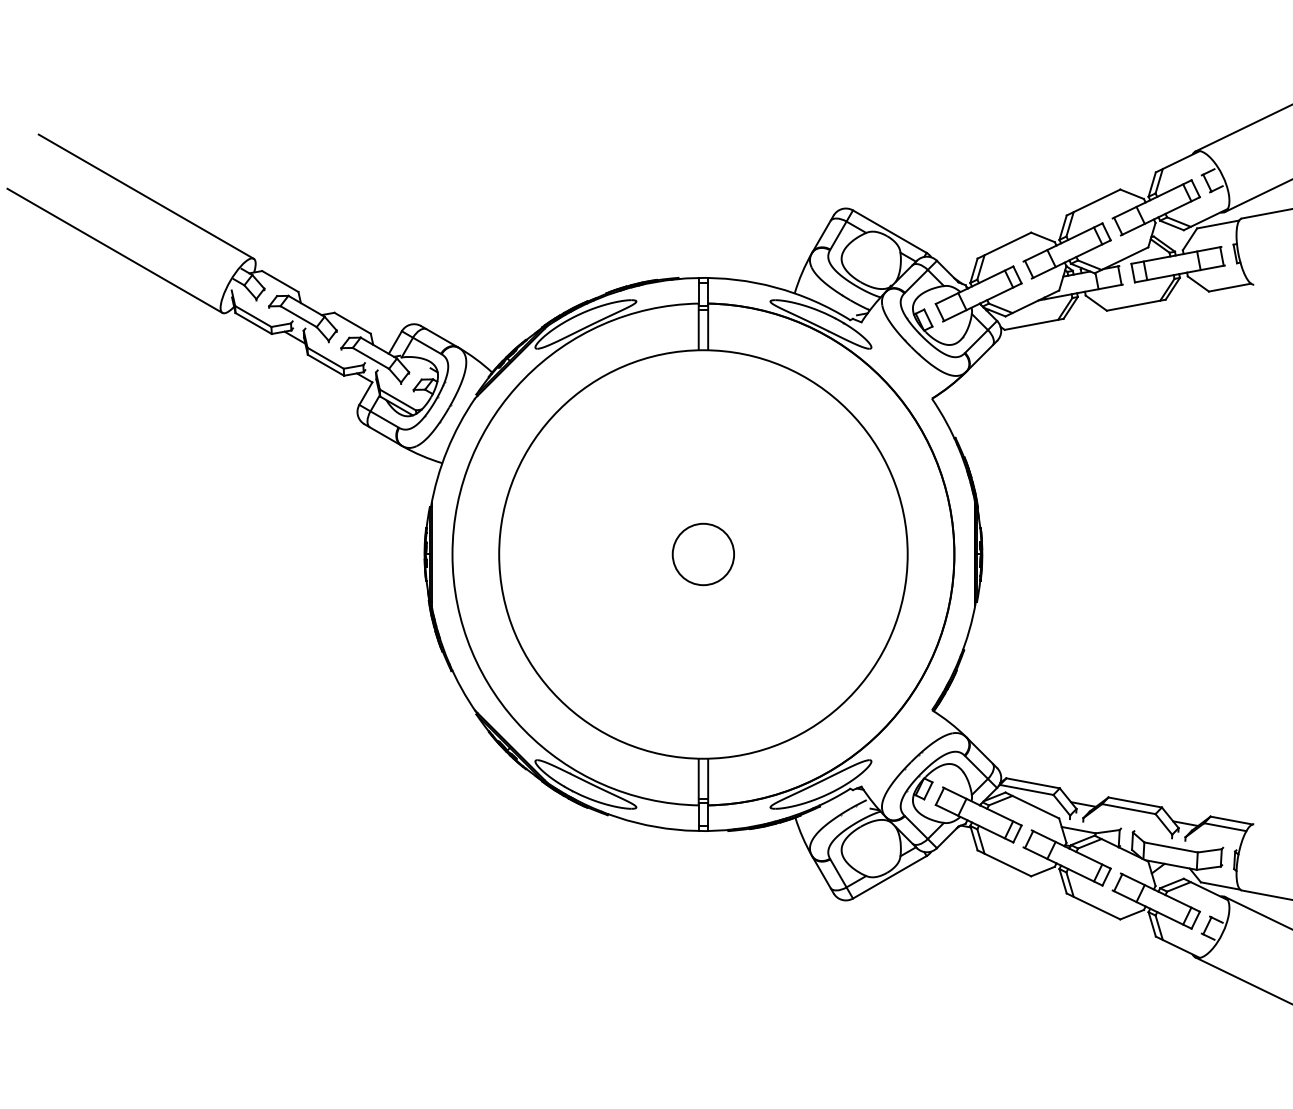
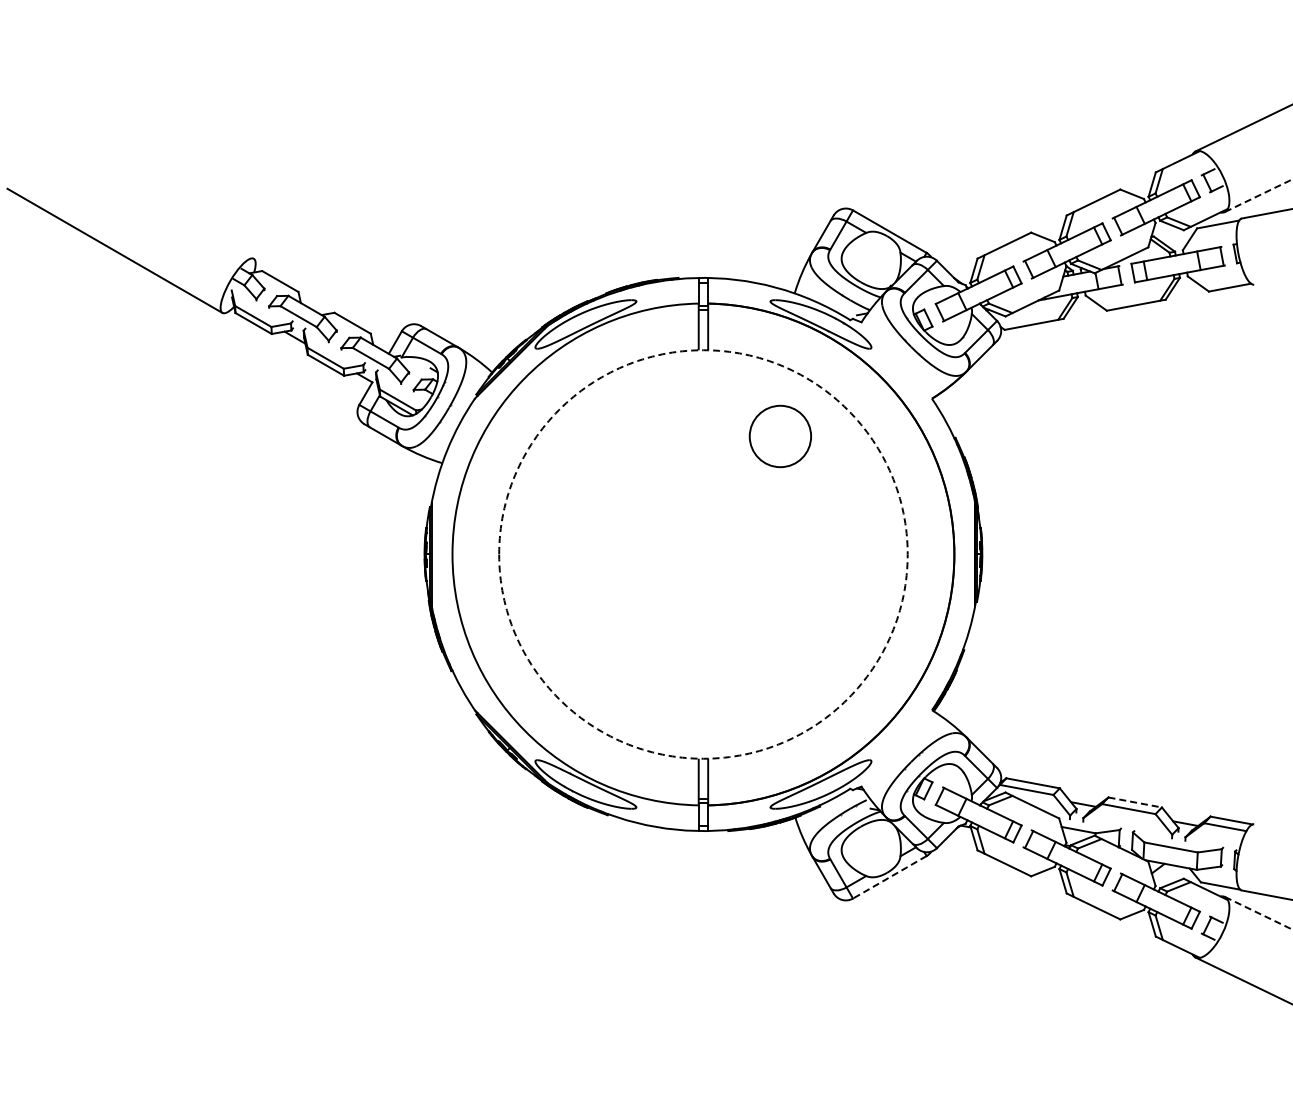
line: present -> none (145, 196)
line: solid -> dashed (1258, 196)
circle position: (702, 554) -> (779, 436) (779, 436)
circle: solid -> dashed (703, 554)
line: solid -> dashed (1135, 802)
line: solid -> dashed (889, 877)
line: solid -> dashed (1258, 912)
